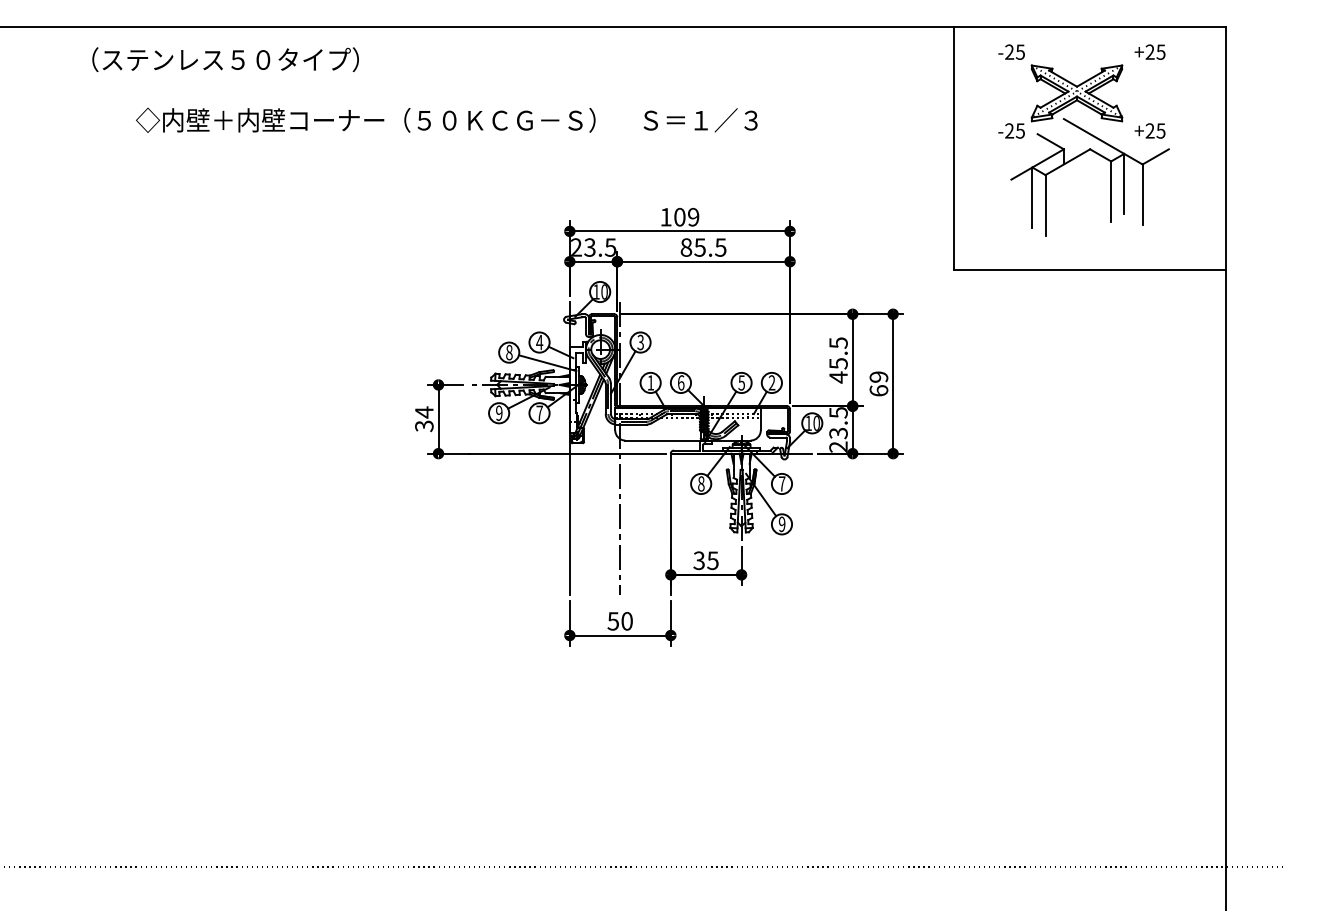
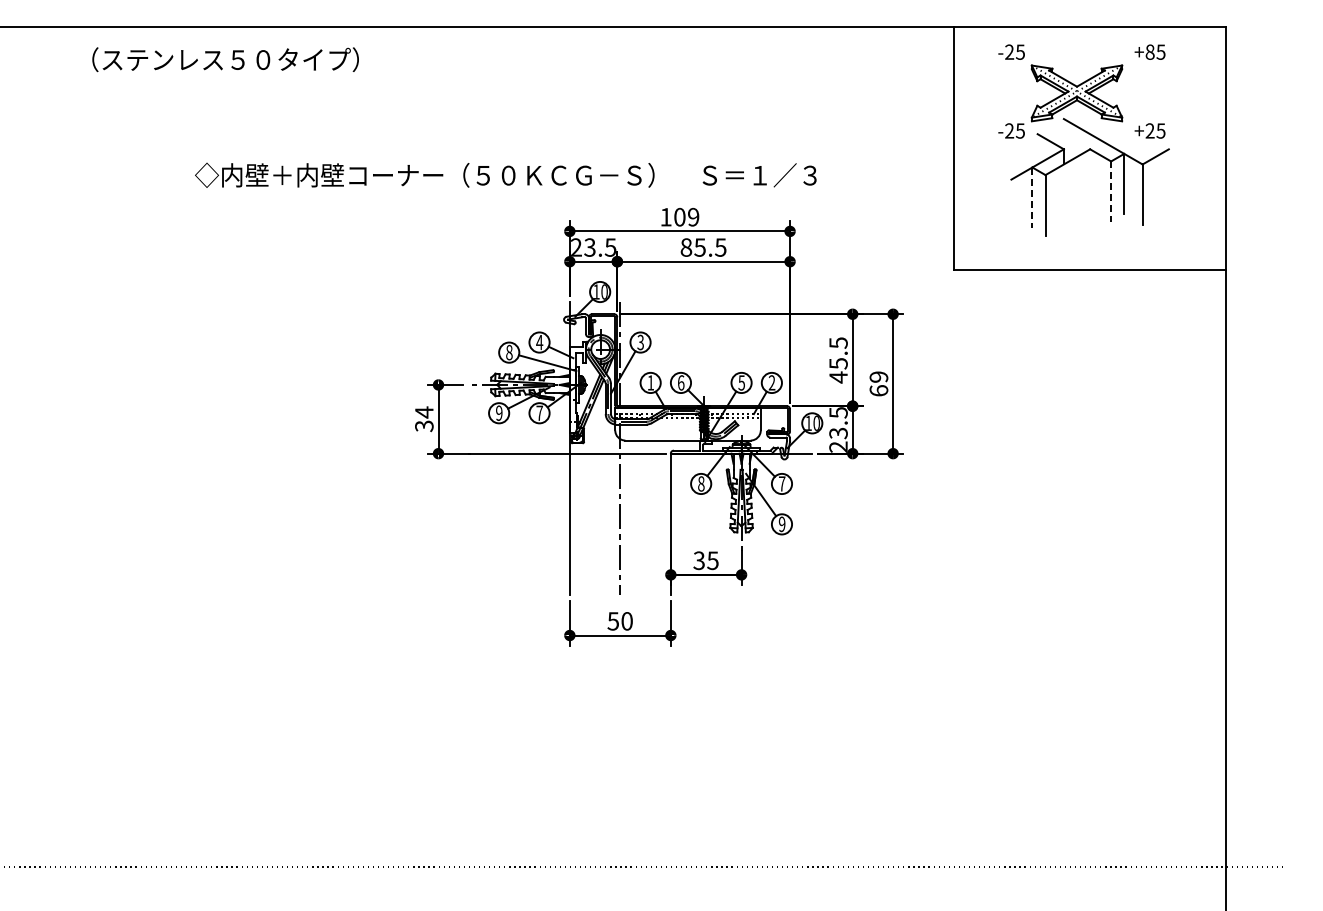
text: +25 -> +85 (1149, 51)
text position: (446, 119) -> (505, 174) (505, 174)
line: solid -> dashed (1111, 192)
line: solid -> dashed (1032, 198)
